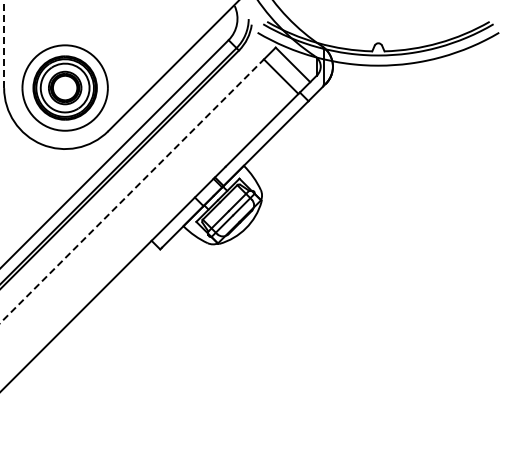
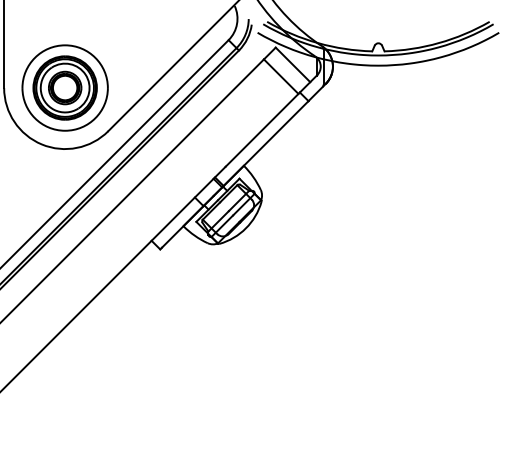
line: dashed -> solid (4, 44)
line: dashed -> solid (132, 190)
